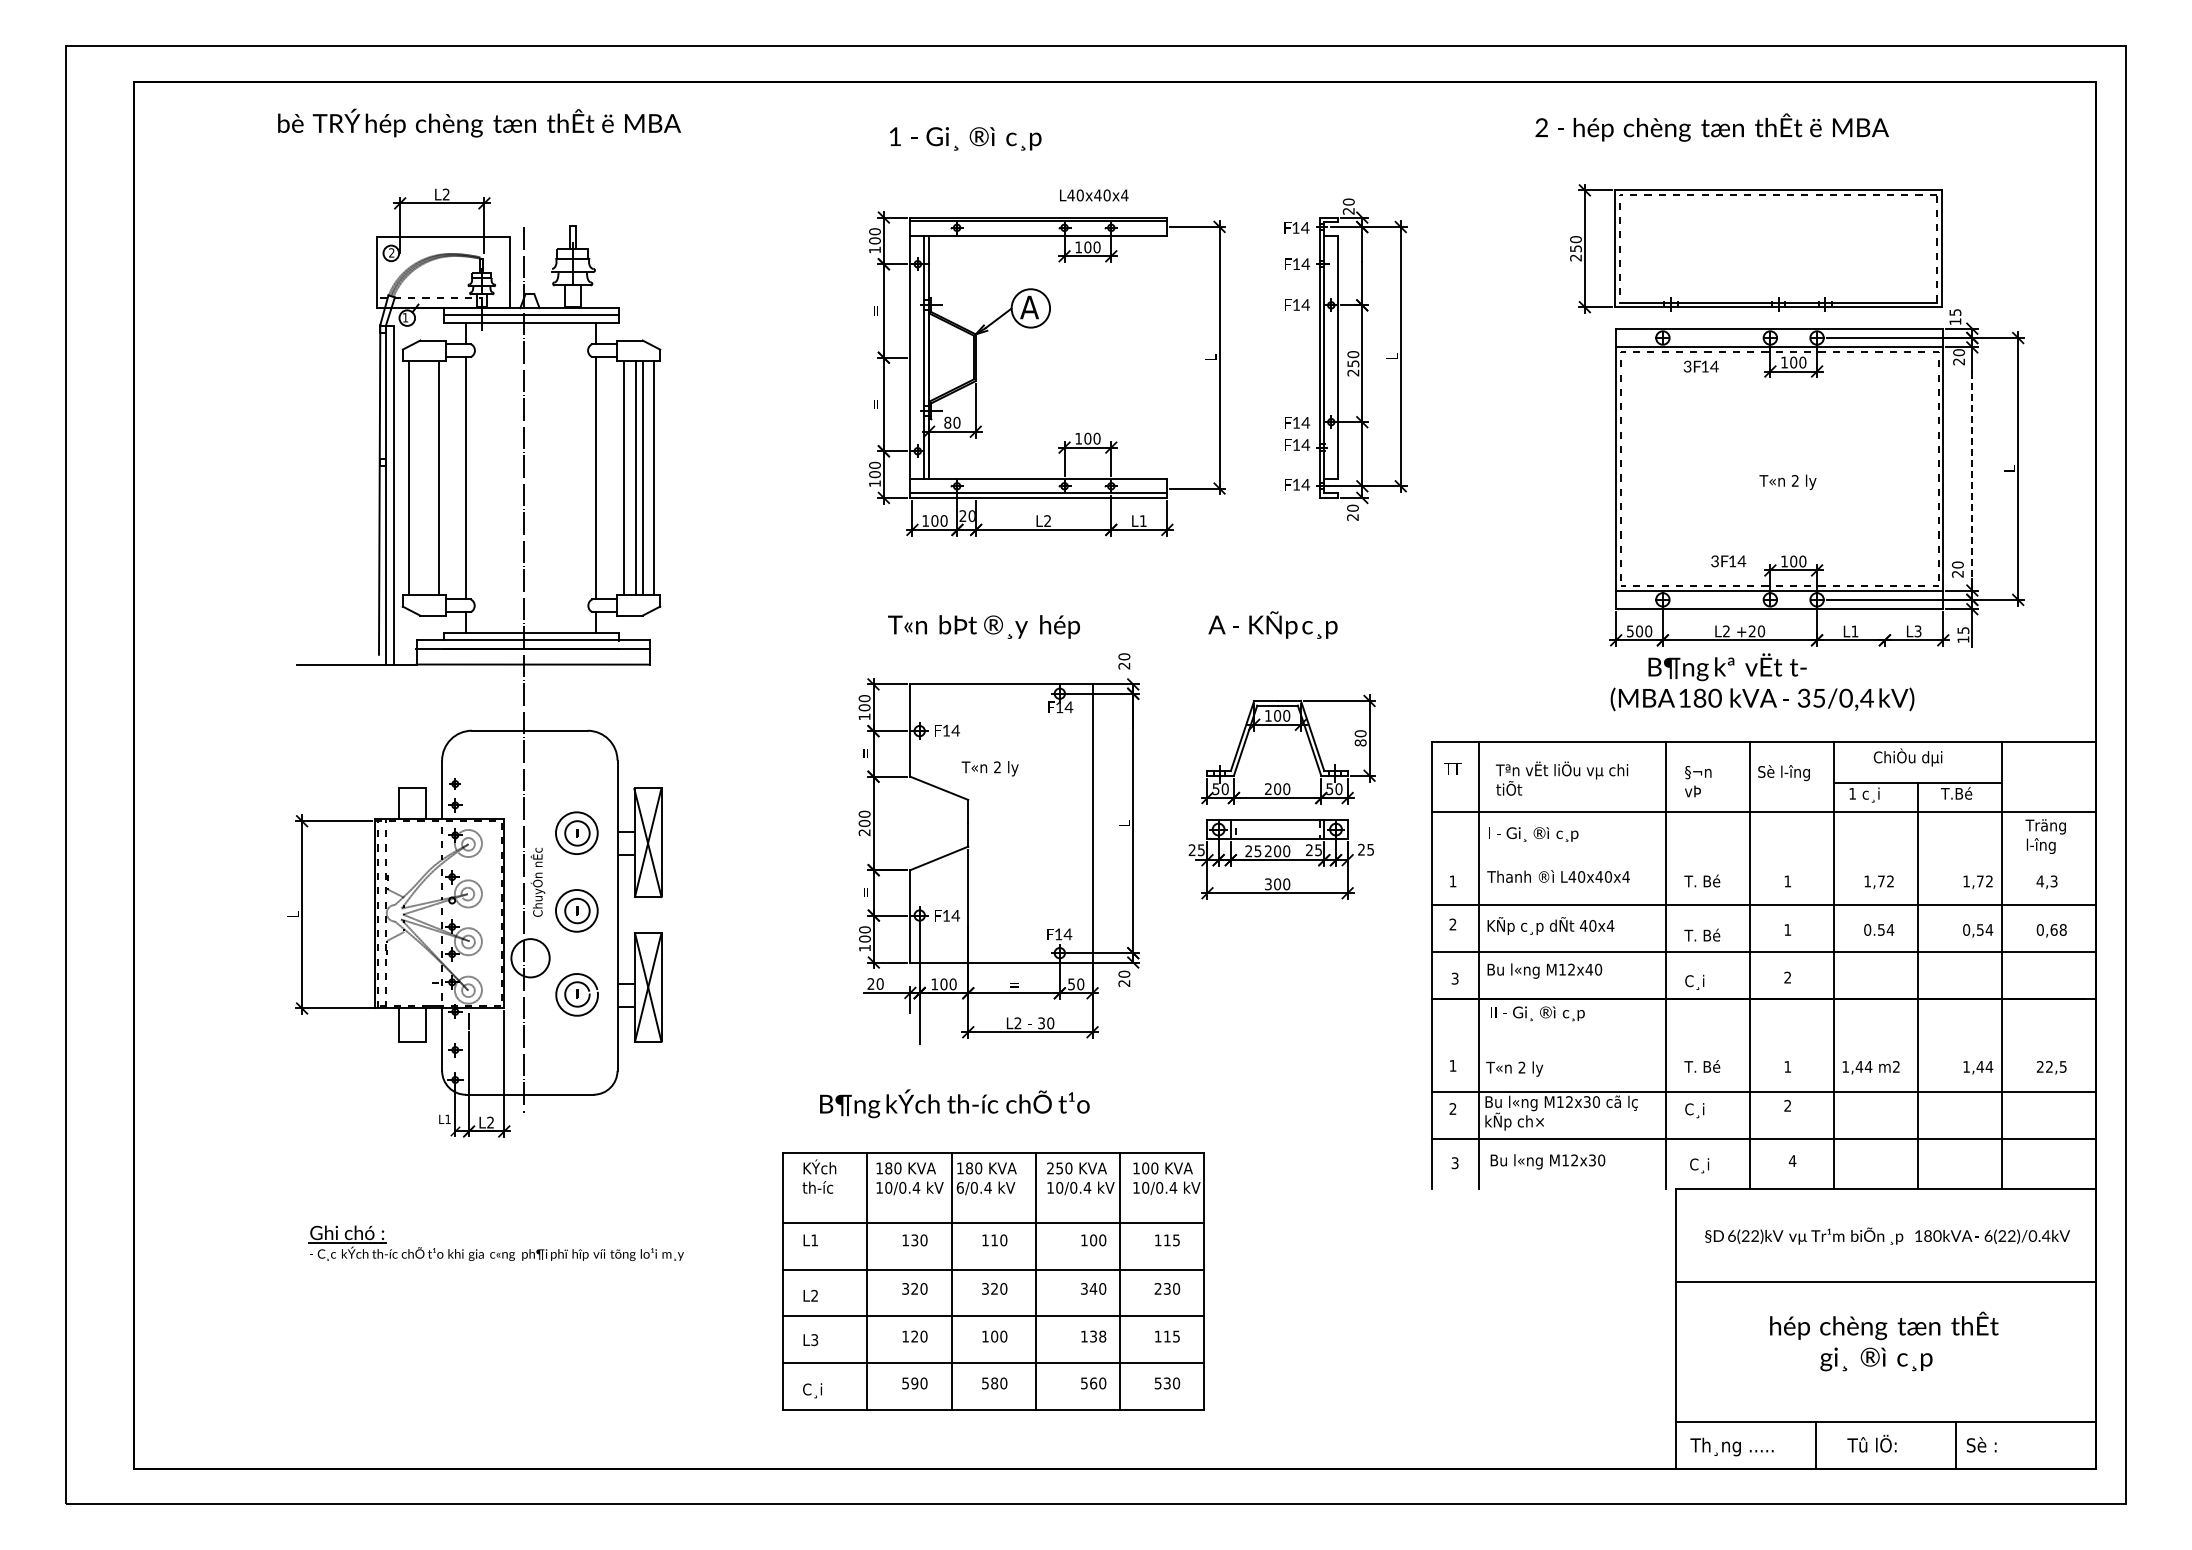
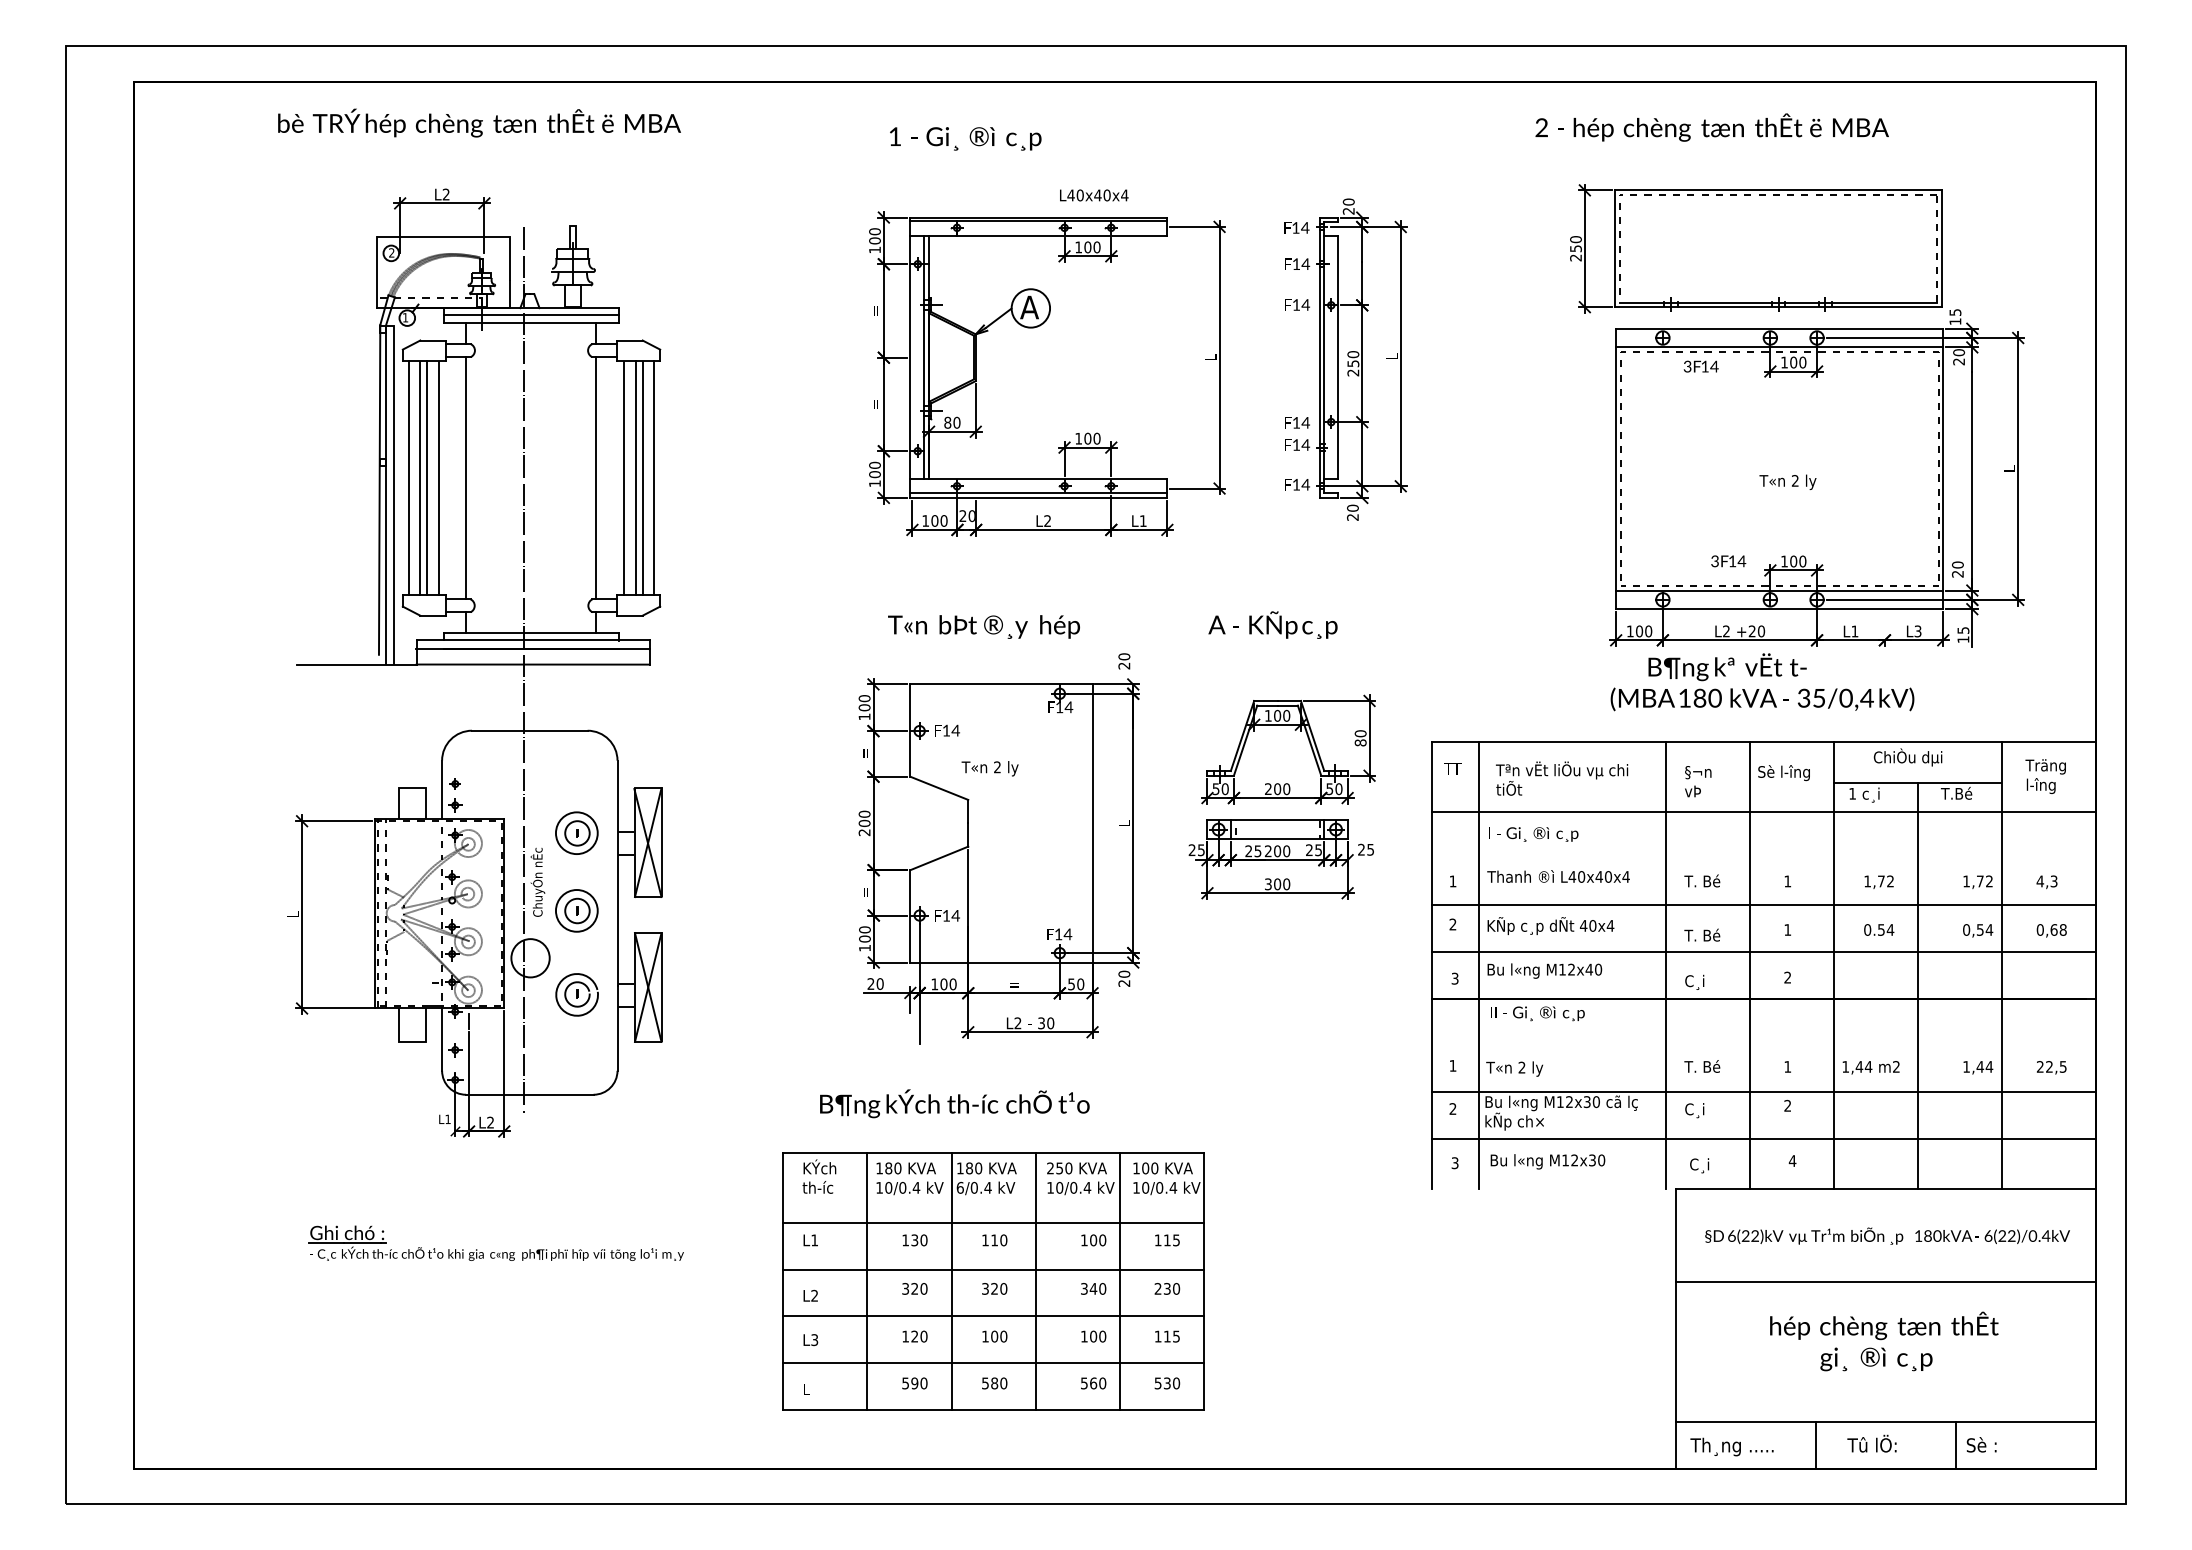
line: none -> present (420, 478)
line: none -> present (426, 478)
line: dashed -> solid (1972, 482)
text: 500 -> 100 (1629, 631)
text position: (2045, 836) -> (2045, 776) (2045, 776)
text: 138 -> 100 (1098, 1336)
text: C¸i -> L (812, 1390)
